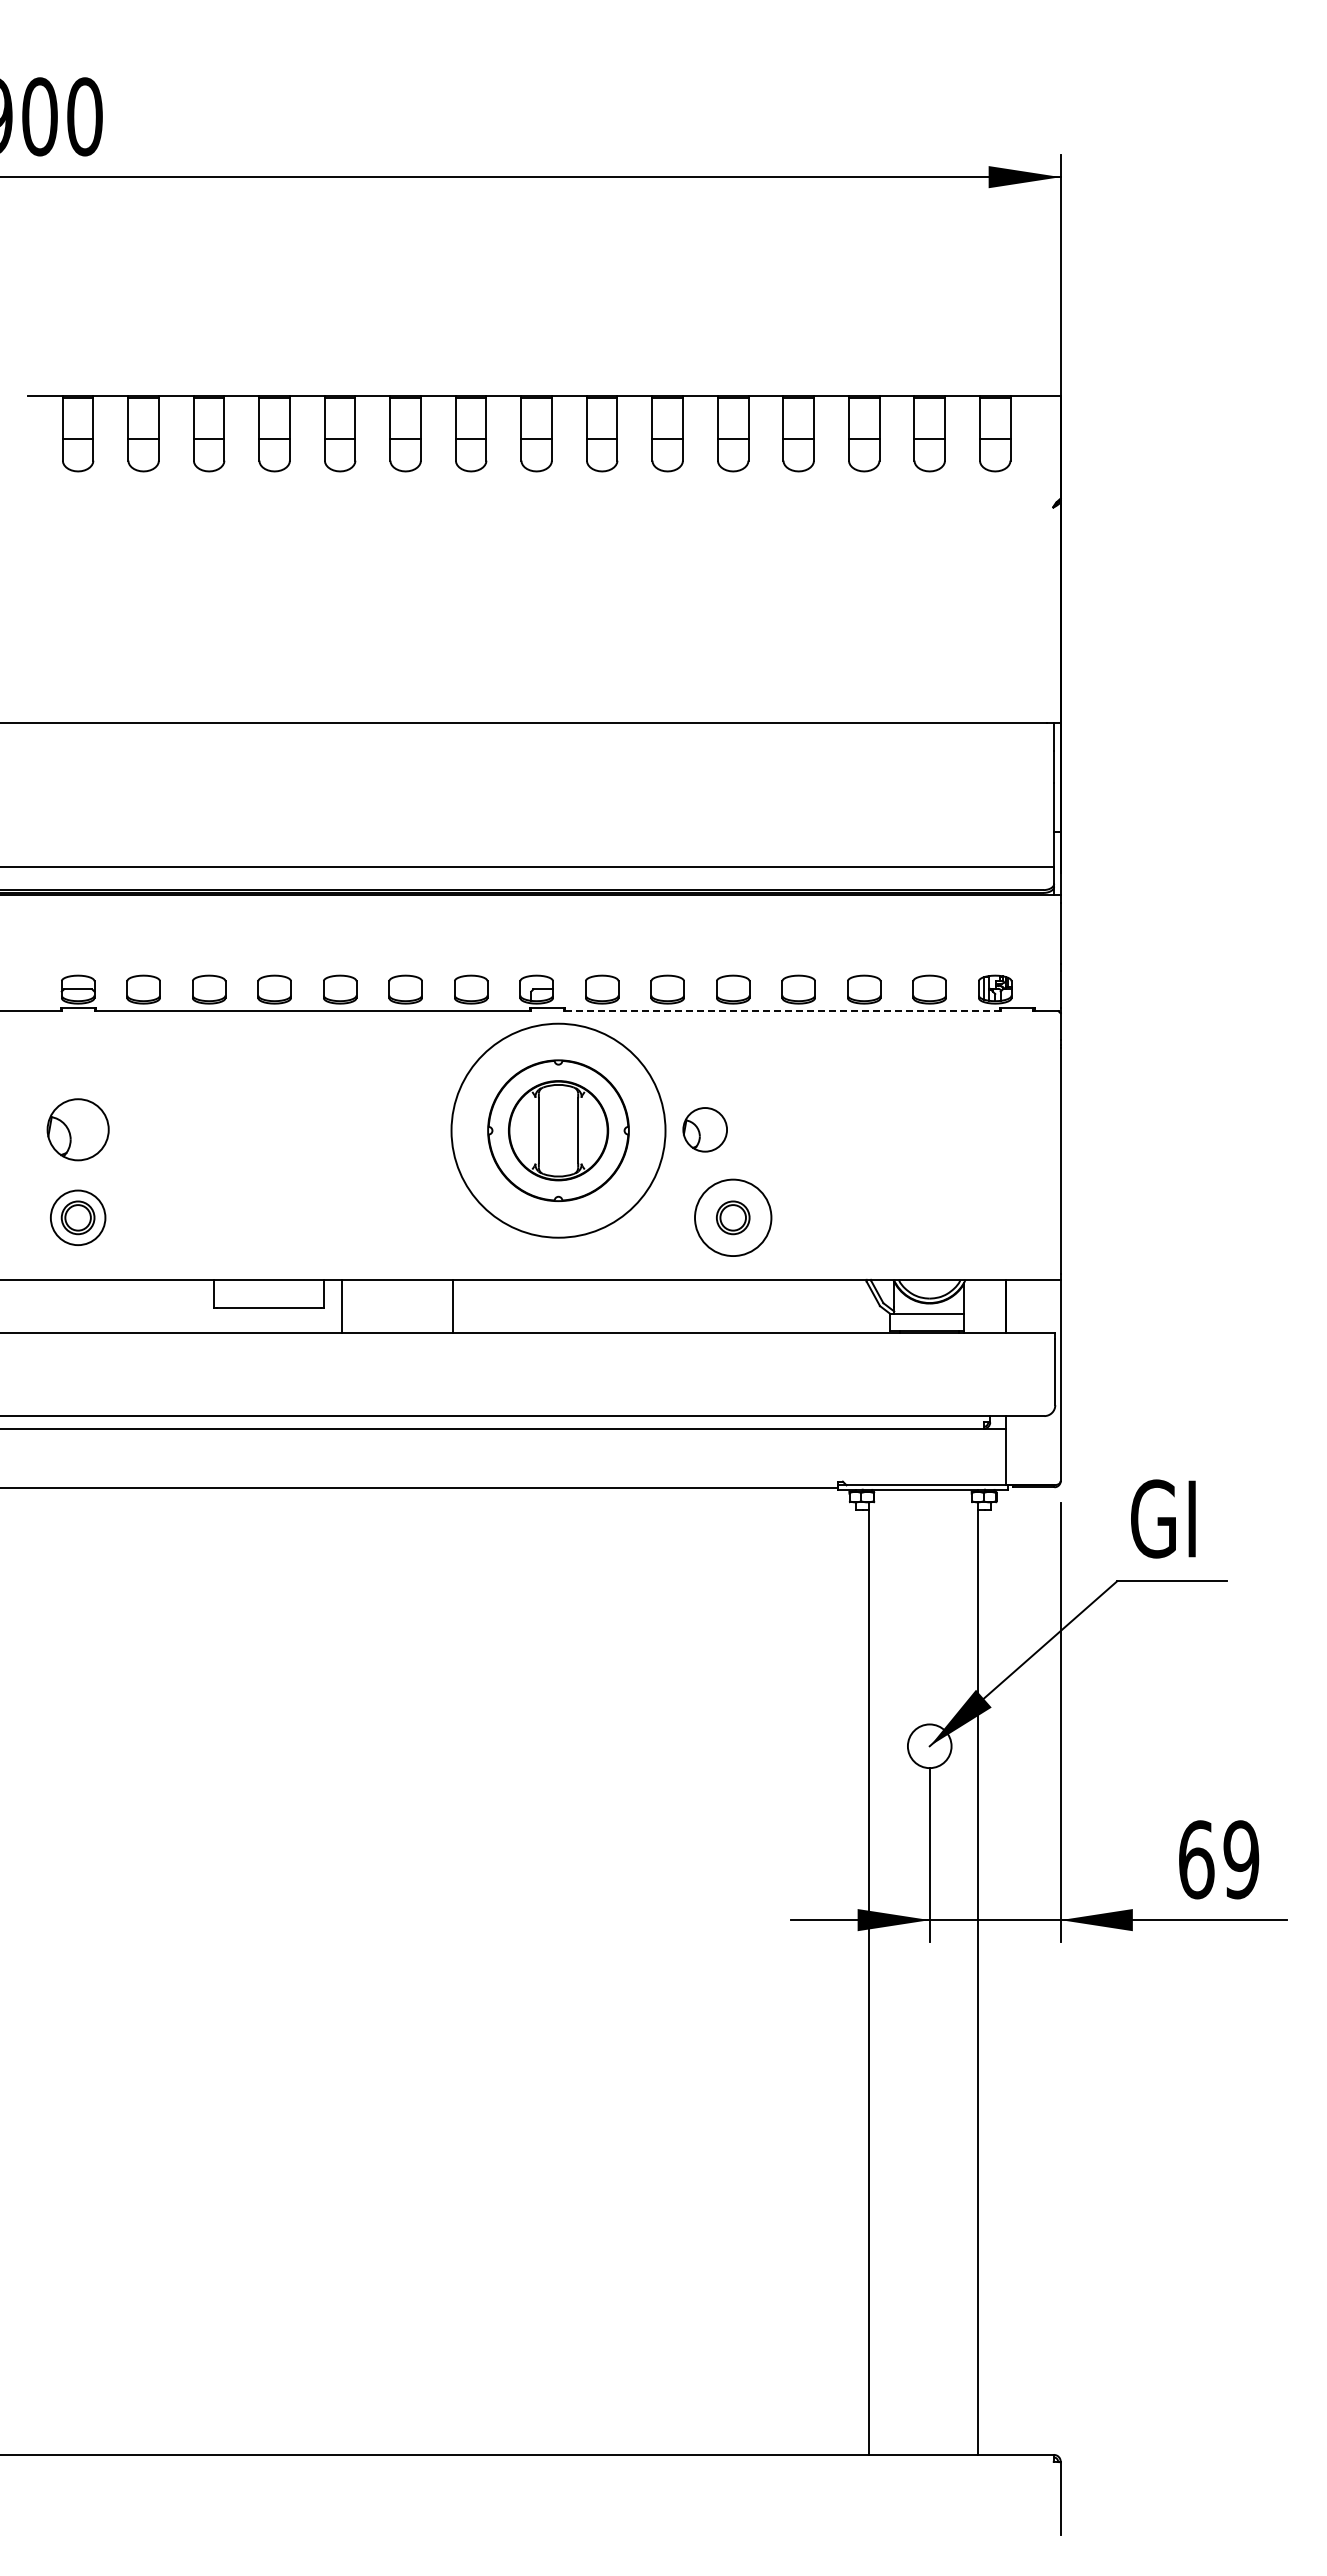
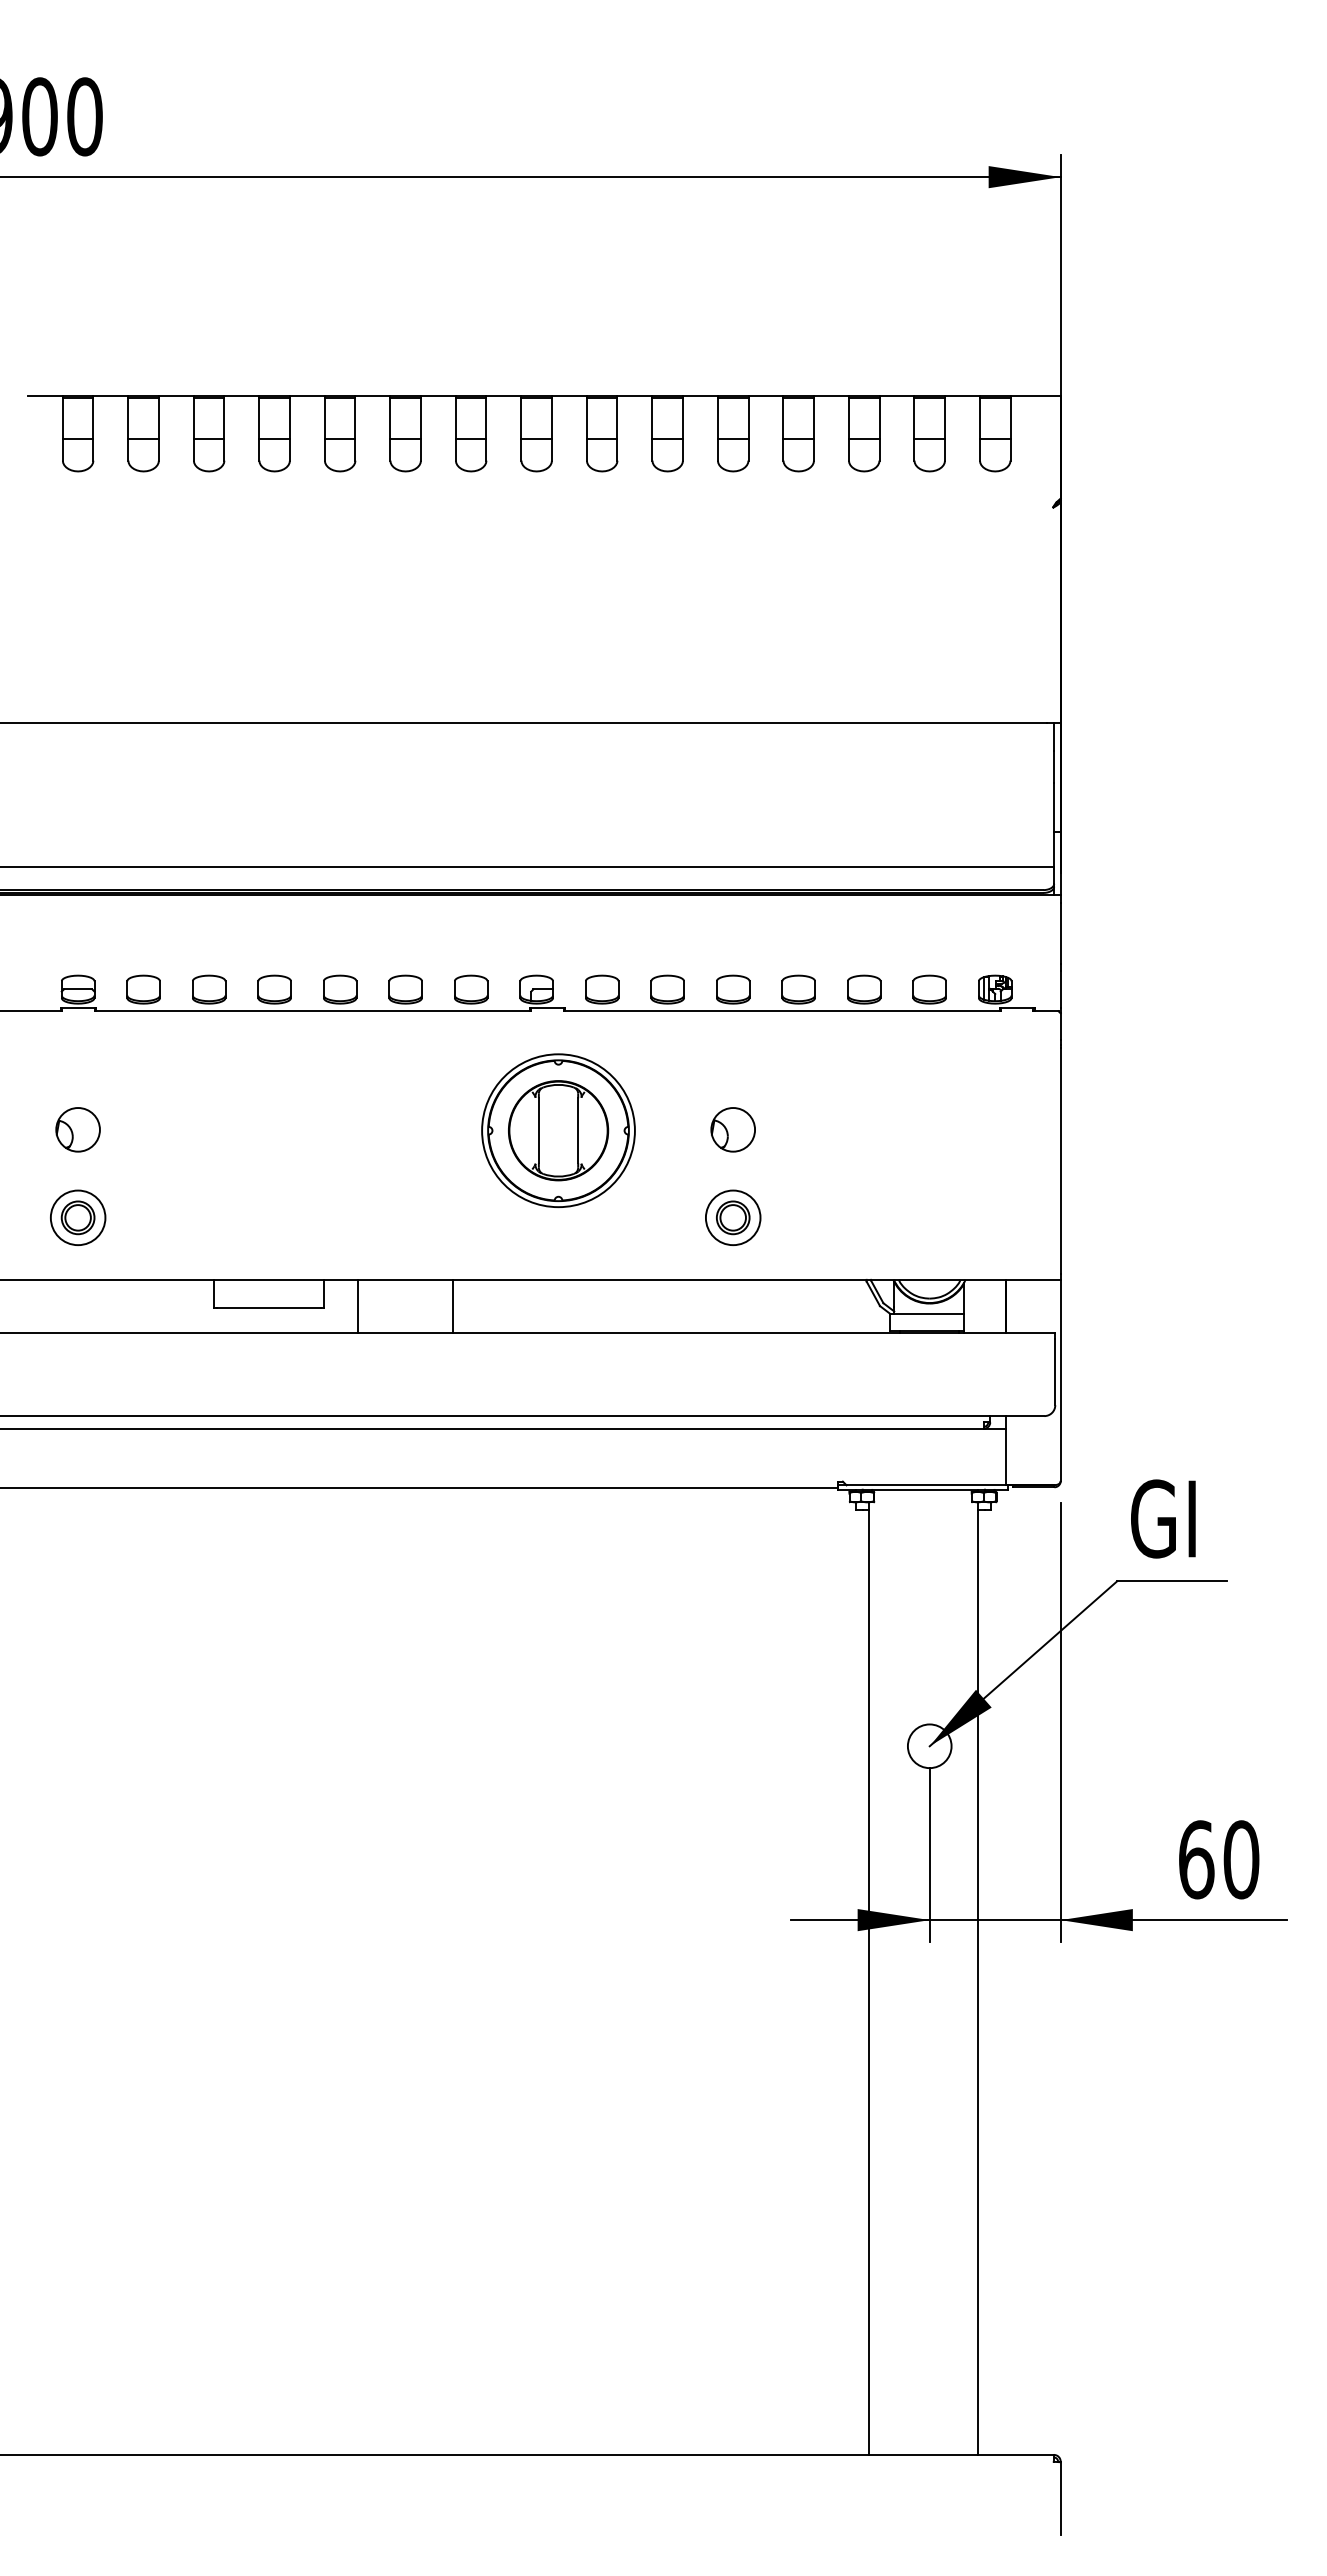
line: dashed -> solid (781, 1011)
part size: 64x64 px -> 46x46 px (77, 1129)
part position: (704, 1129) -> (732, 1129) (732, 1129)
circle diameter: 214 px -> 153 px (558, 1130)
circle diameter: 76 px -> 55 px (732, 1217)
line position: (342, 1306) -> (358, 1306) (358, 1306)
text: 69 -> 60 (1241, 1859)
